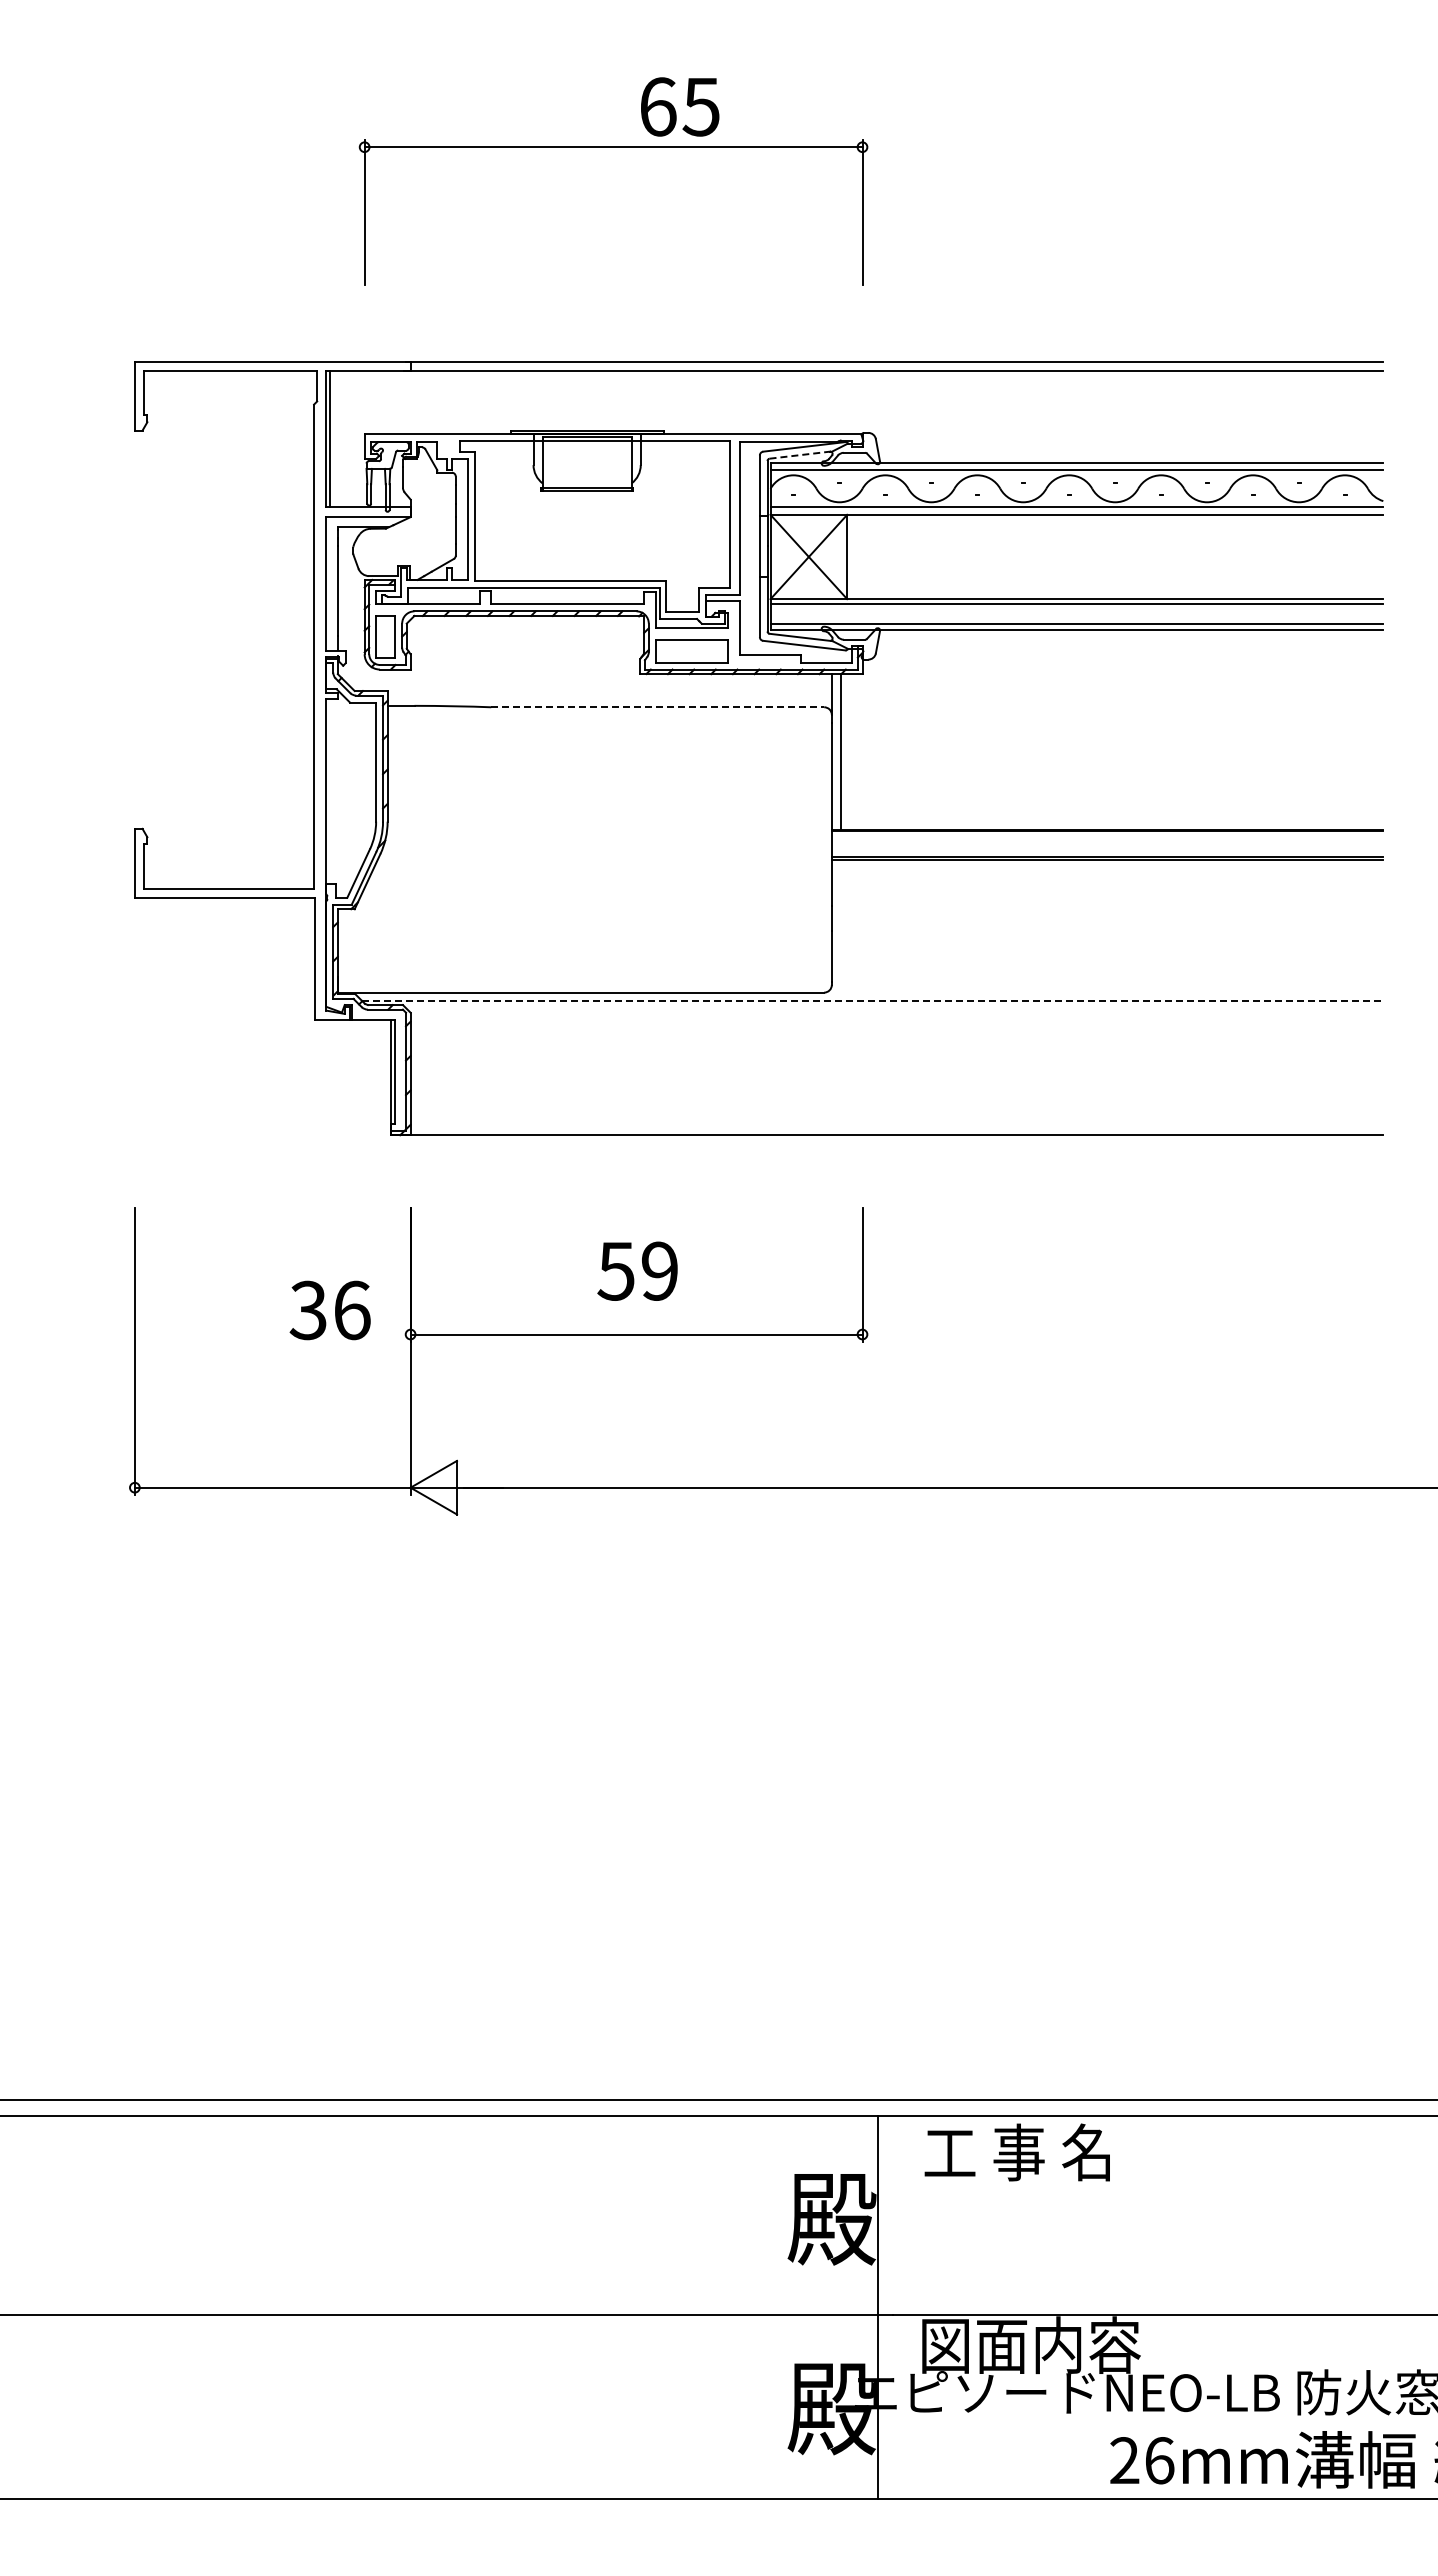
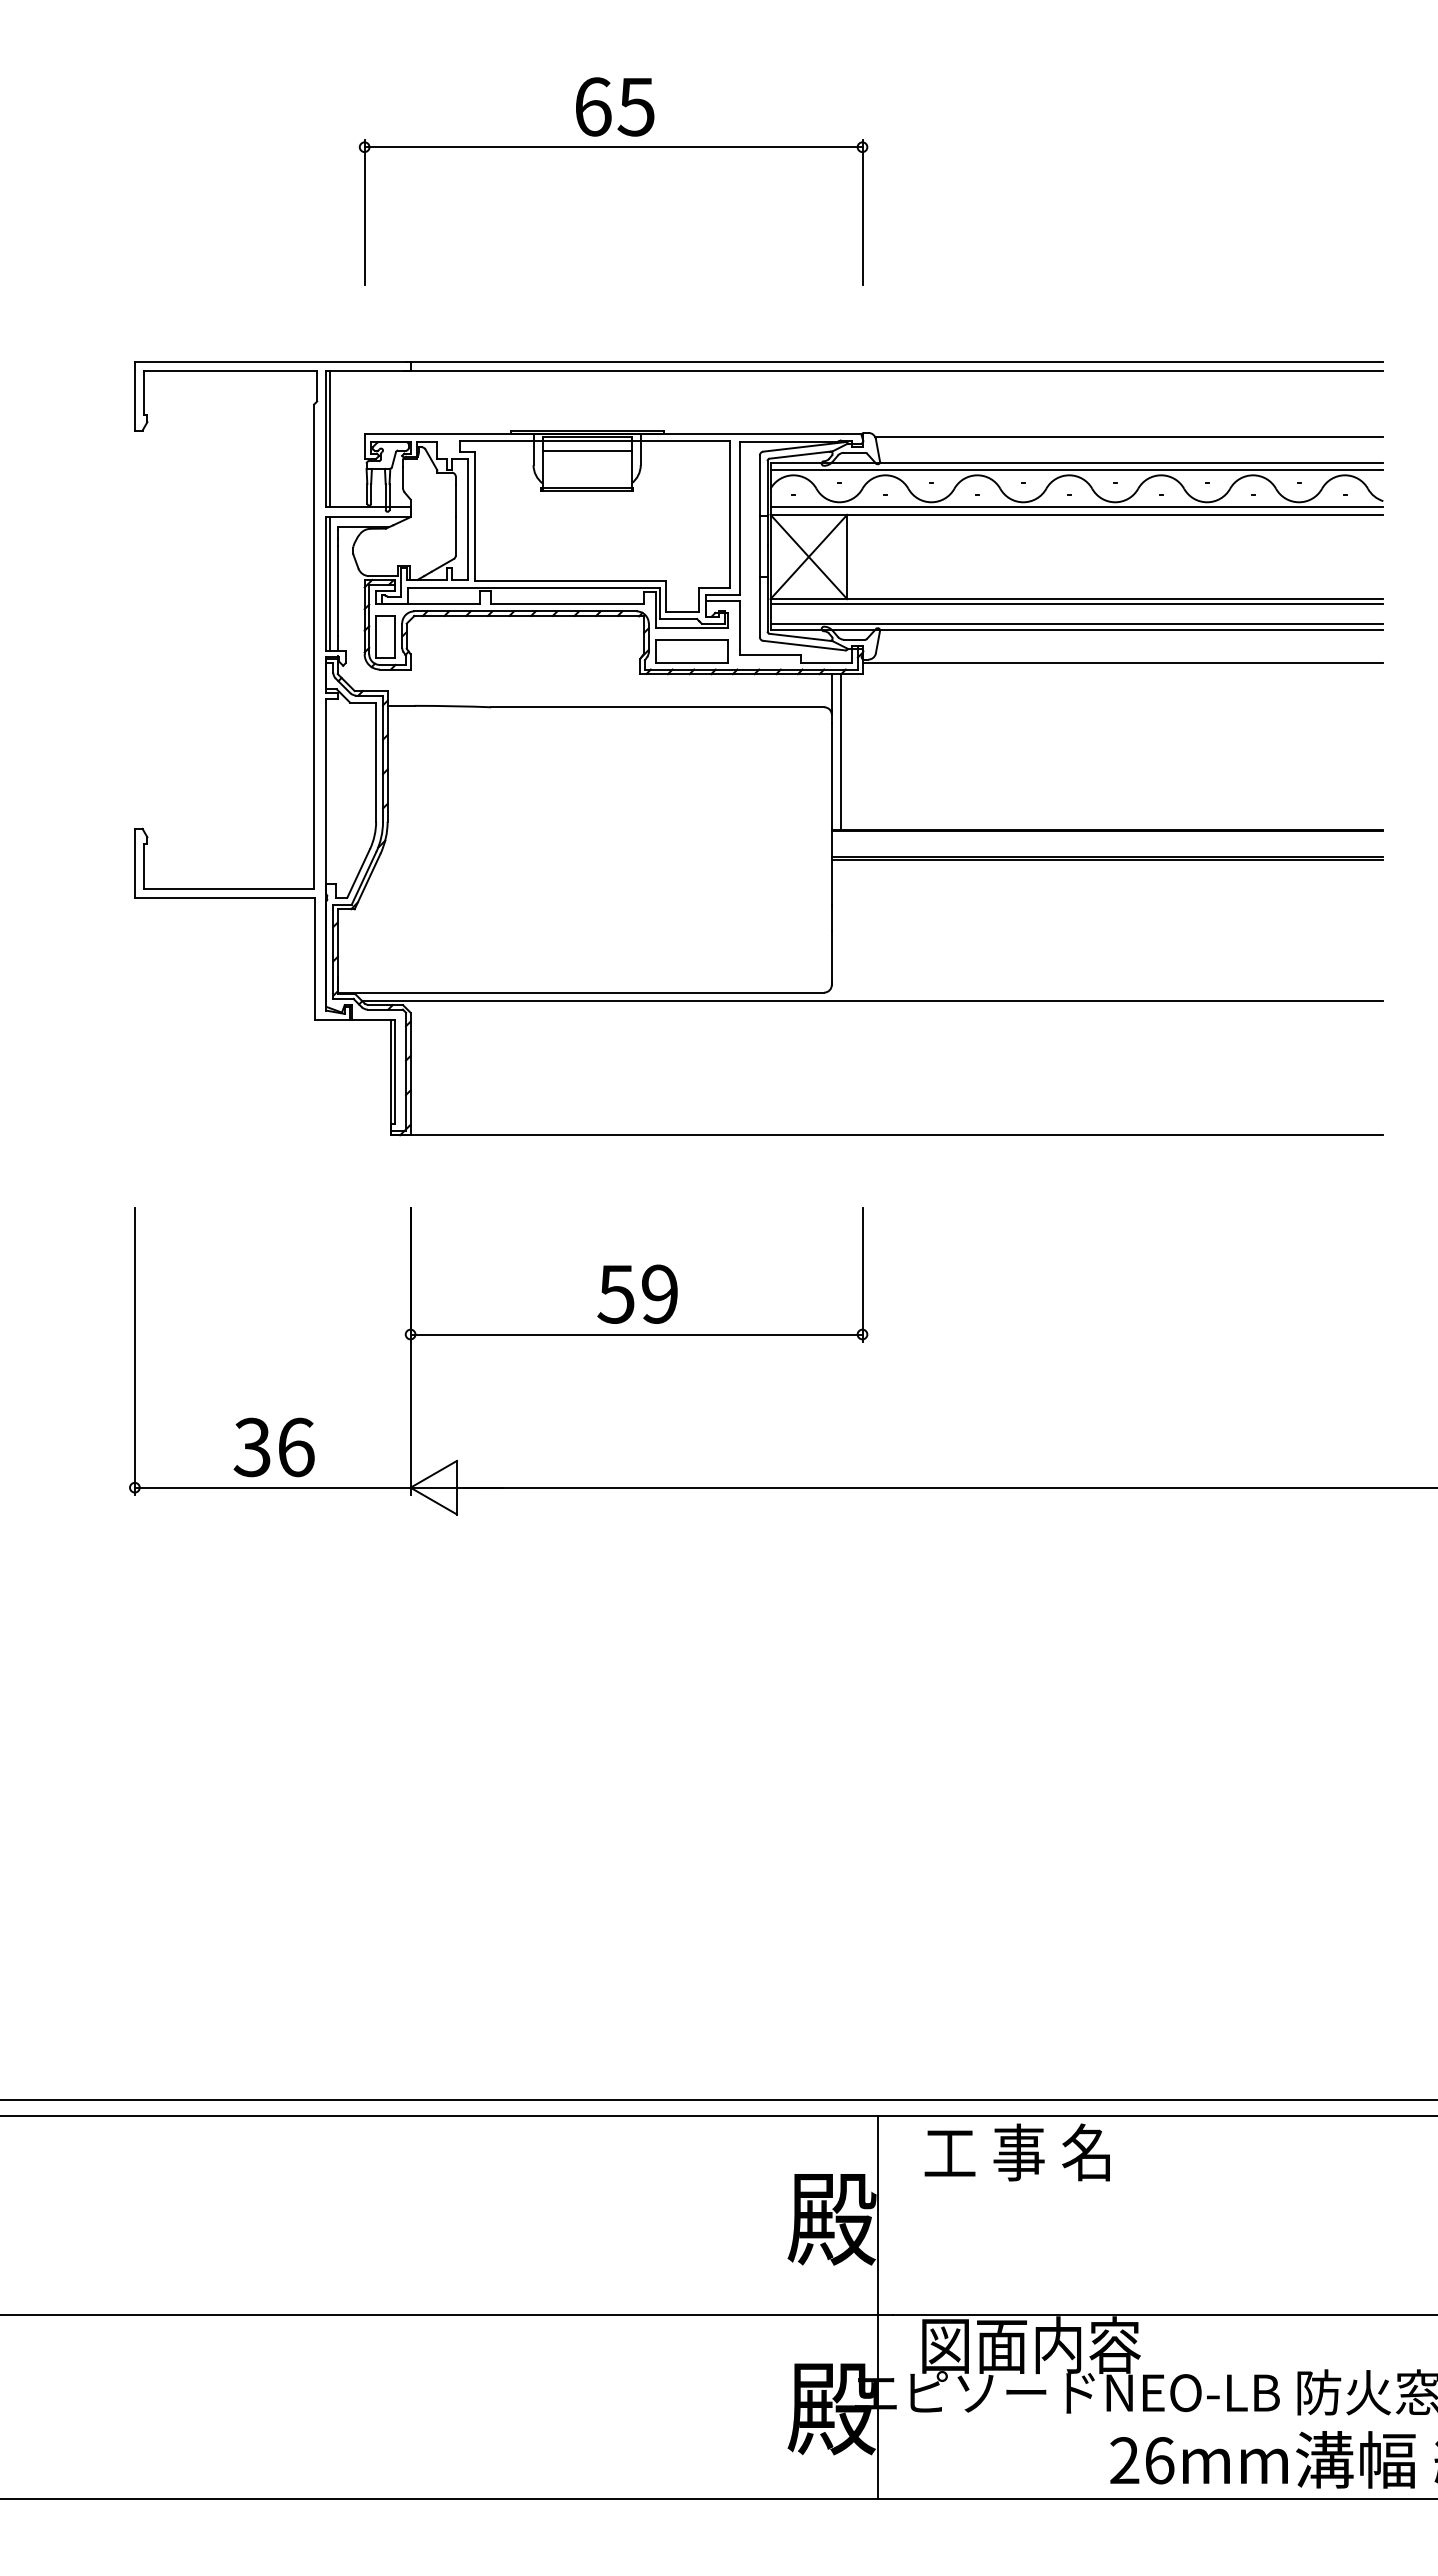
text position: (680, 106) -> (615, 106) (615, 106)
line: none -> present (1128, 436)
line: none -> present (586, 450)
line: dashed -> solid (801, 455)
line: none -> present (330, 583)
line: none -> present (1122, 663)
line: dashed -> solid (658, 707)
line: dashed -> solid (873, 1001)
text position: (637, 1270) -> (637, 1293) (637, 1293)
text position: (329, 1310) -> (273, 1447) (273, 1447)
